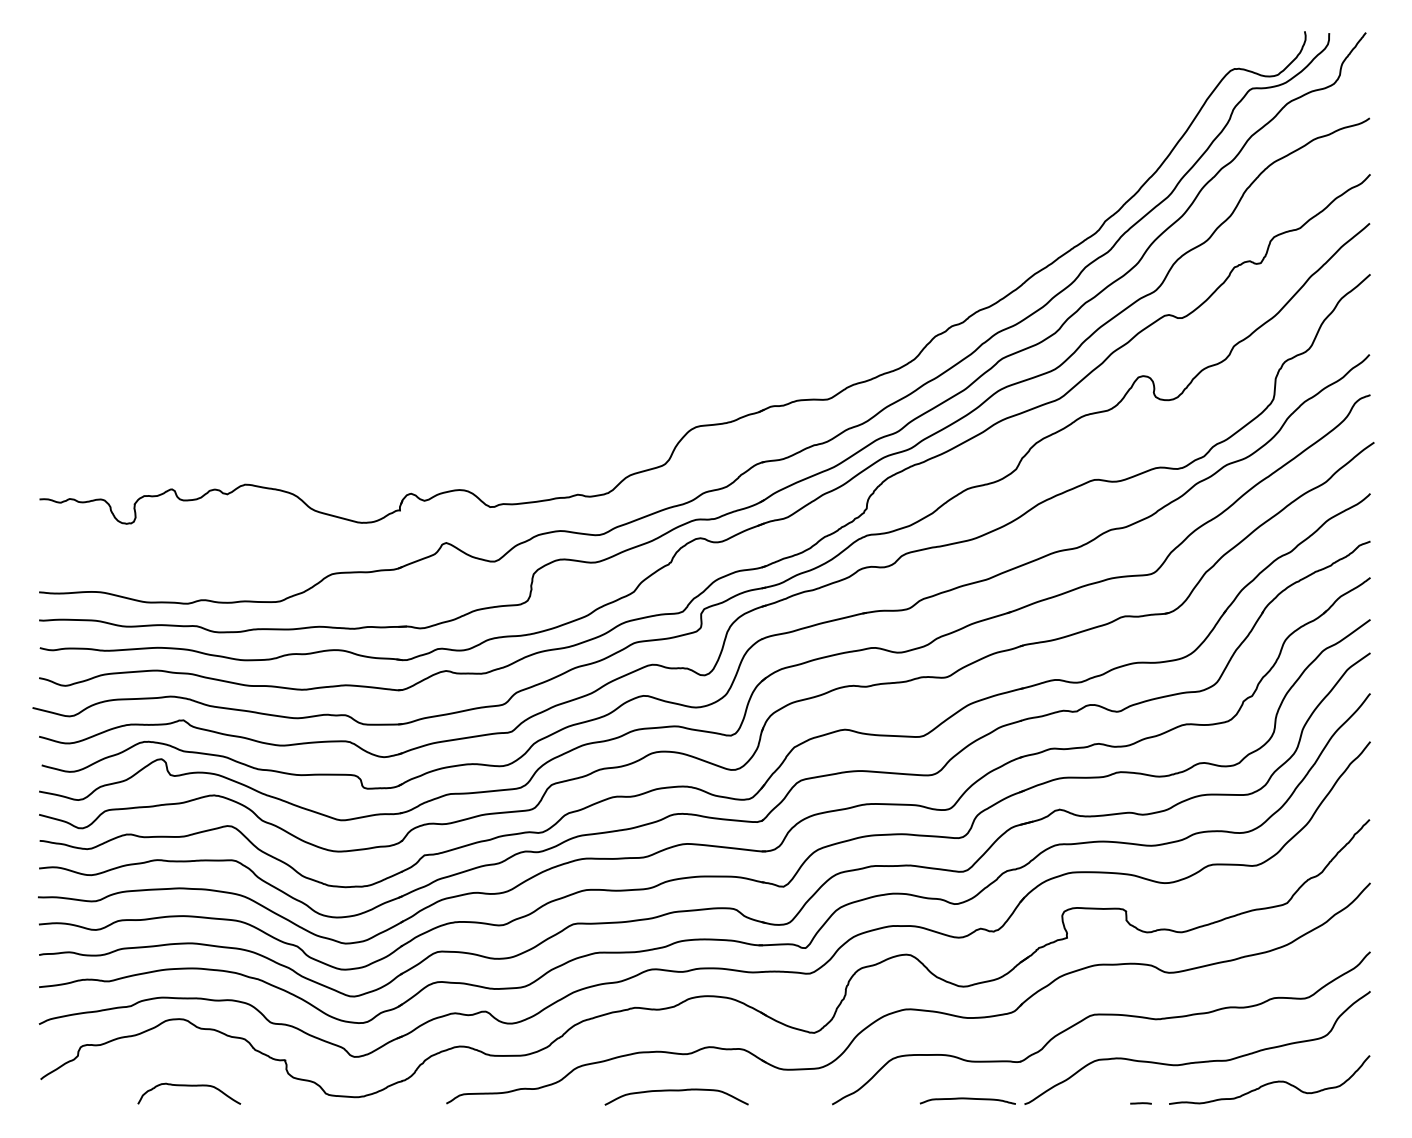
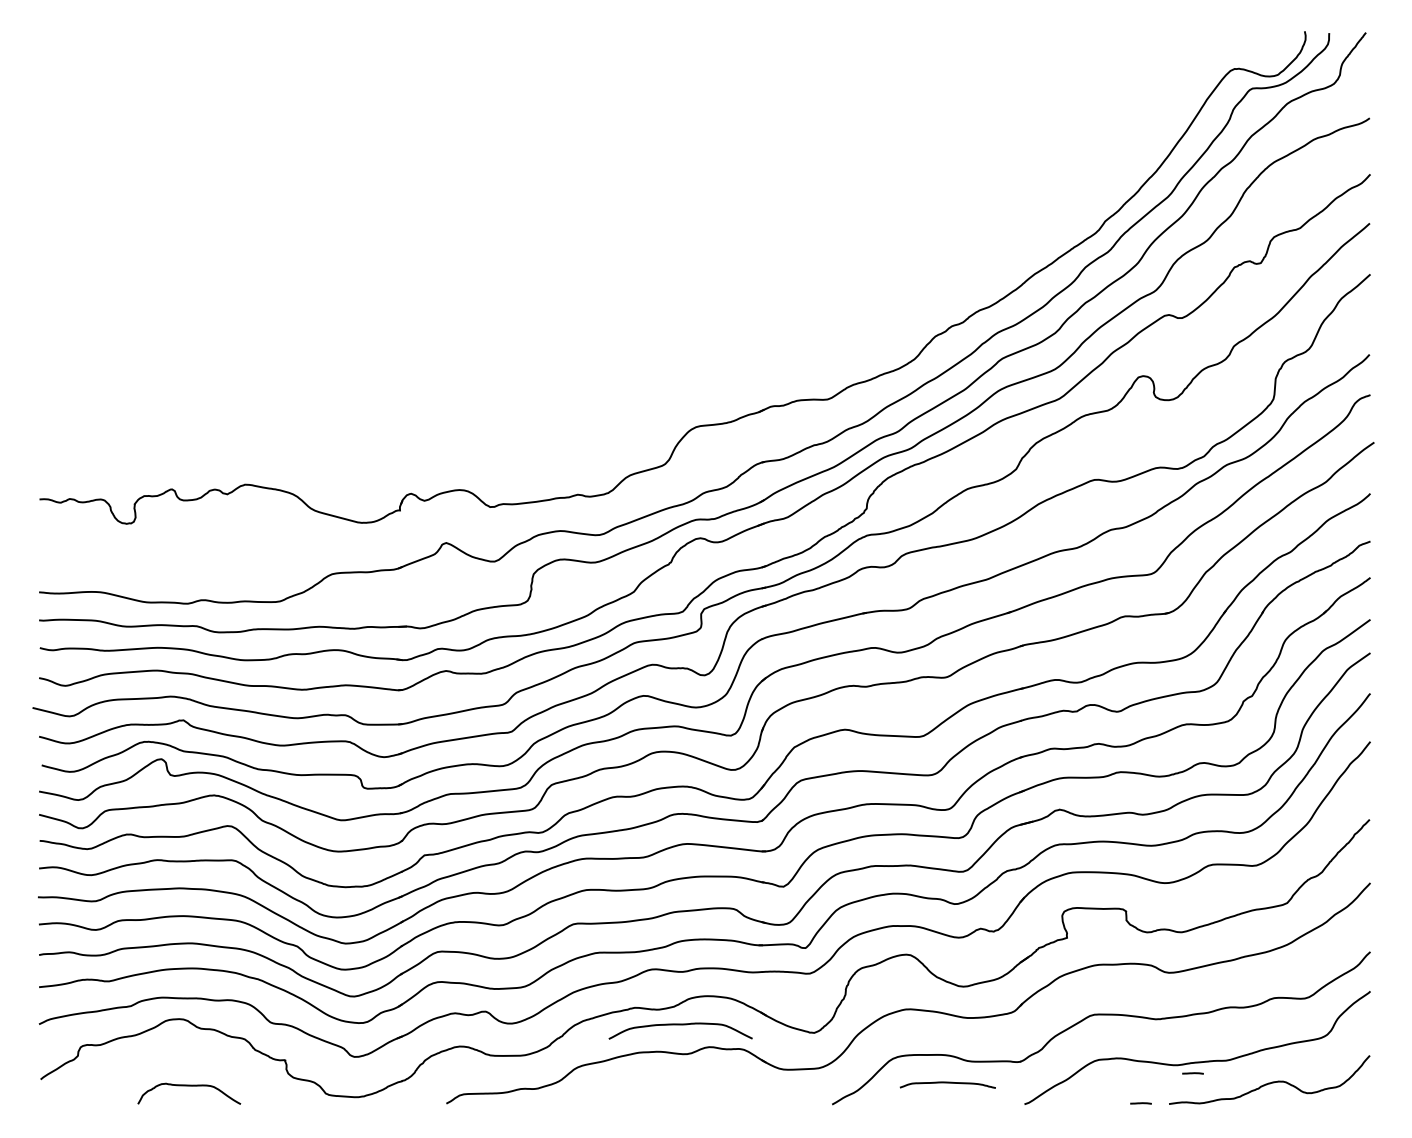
line: none -> present (1192, 1073)
curve position: (676, 1091) -> (680, 1025) (680, 1025)
curve position: (967, 1099) -> (947, 1083) (947, 1083)
